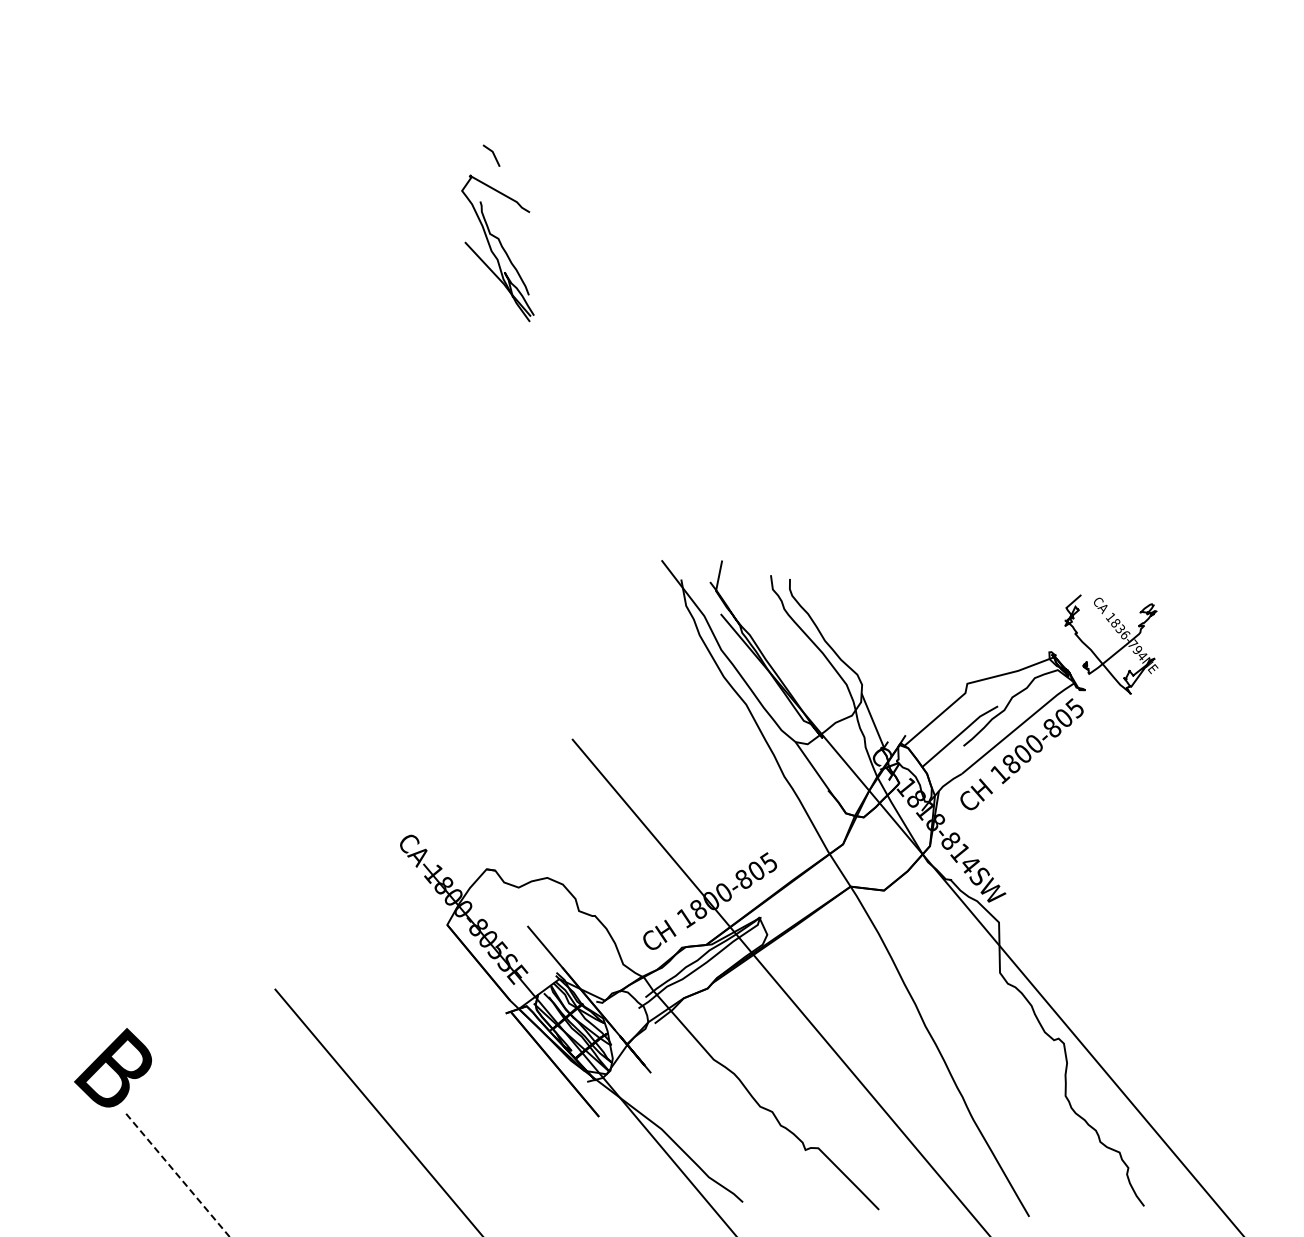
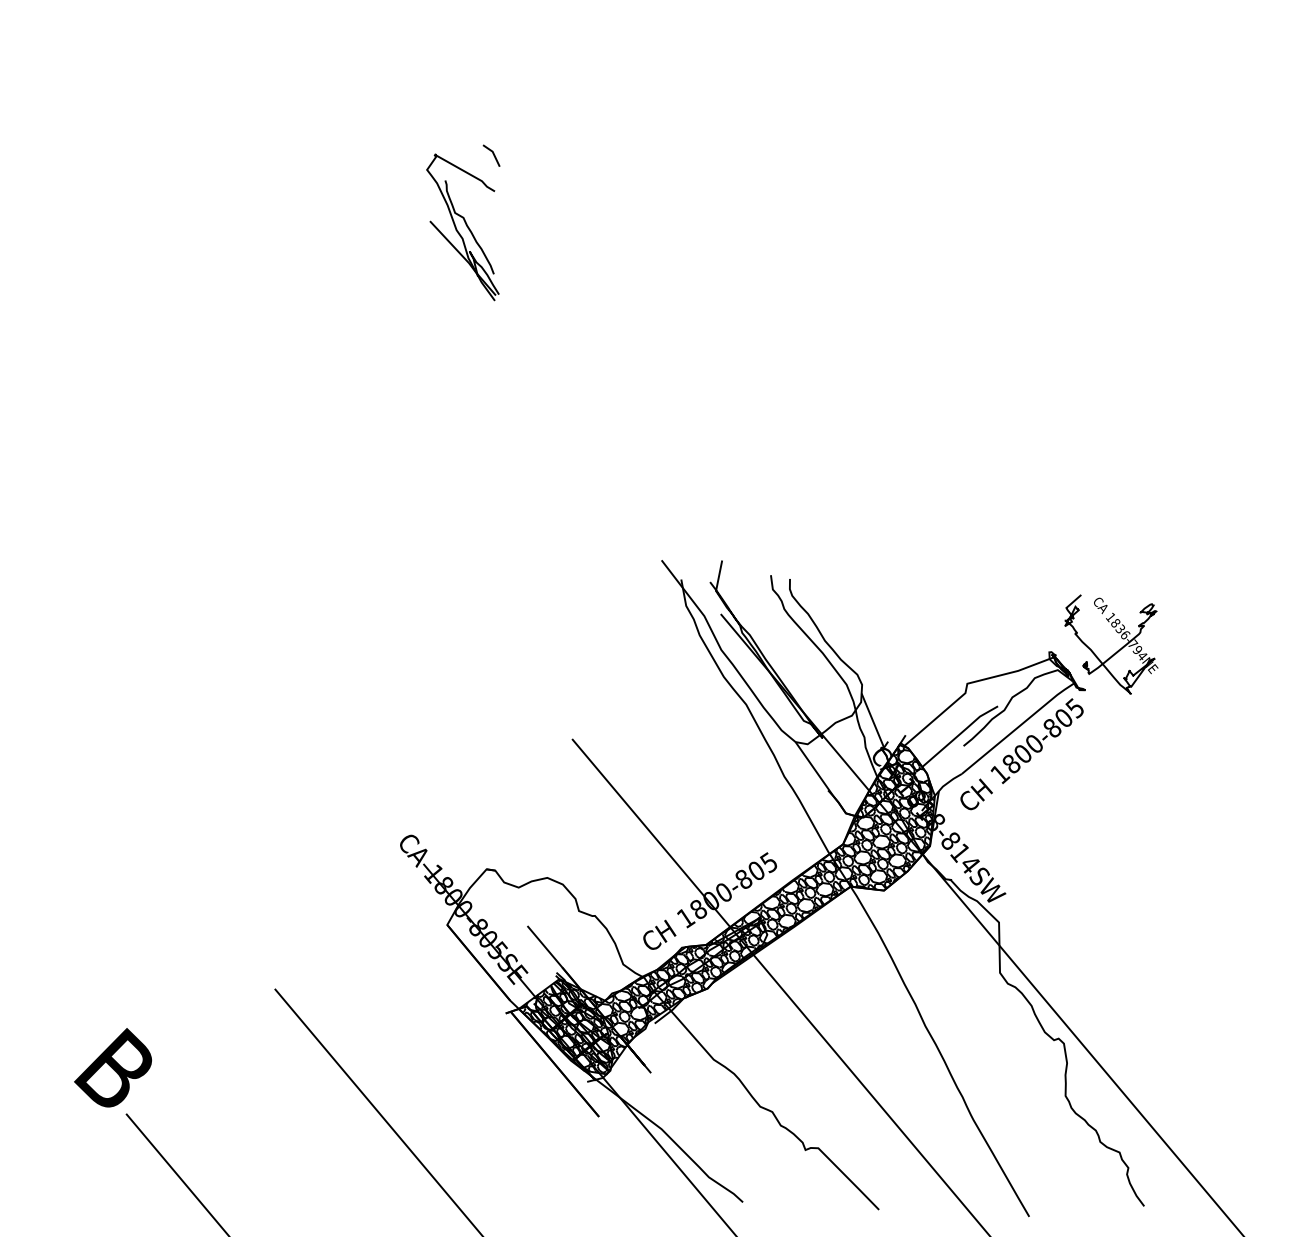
part position: (497, 248) -> (462, 227) (462, 227)
hatch: none -> present (728, 909)
line: dashed -> solid (177, 1175)
